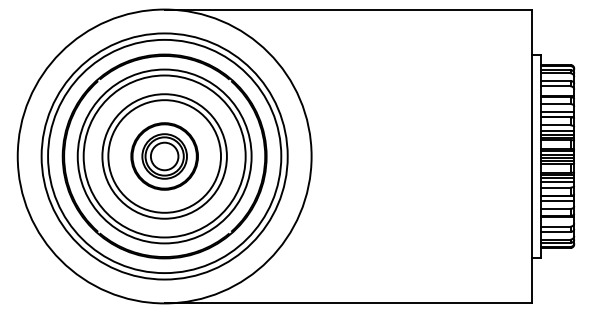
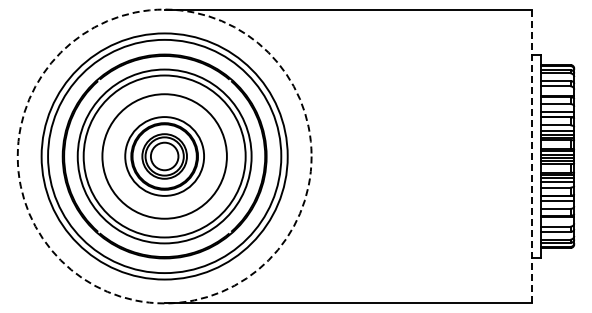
circle diameter: 113 px -> 79 px (164, 156)
circle: solid -> dashed (164, 156)
line: solid -> dashed (531, 156)
